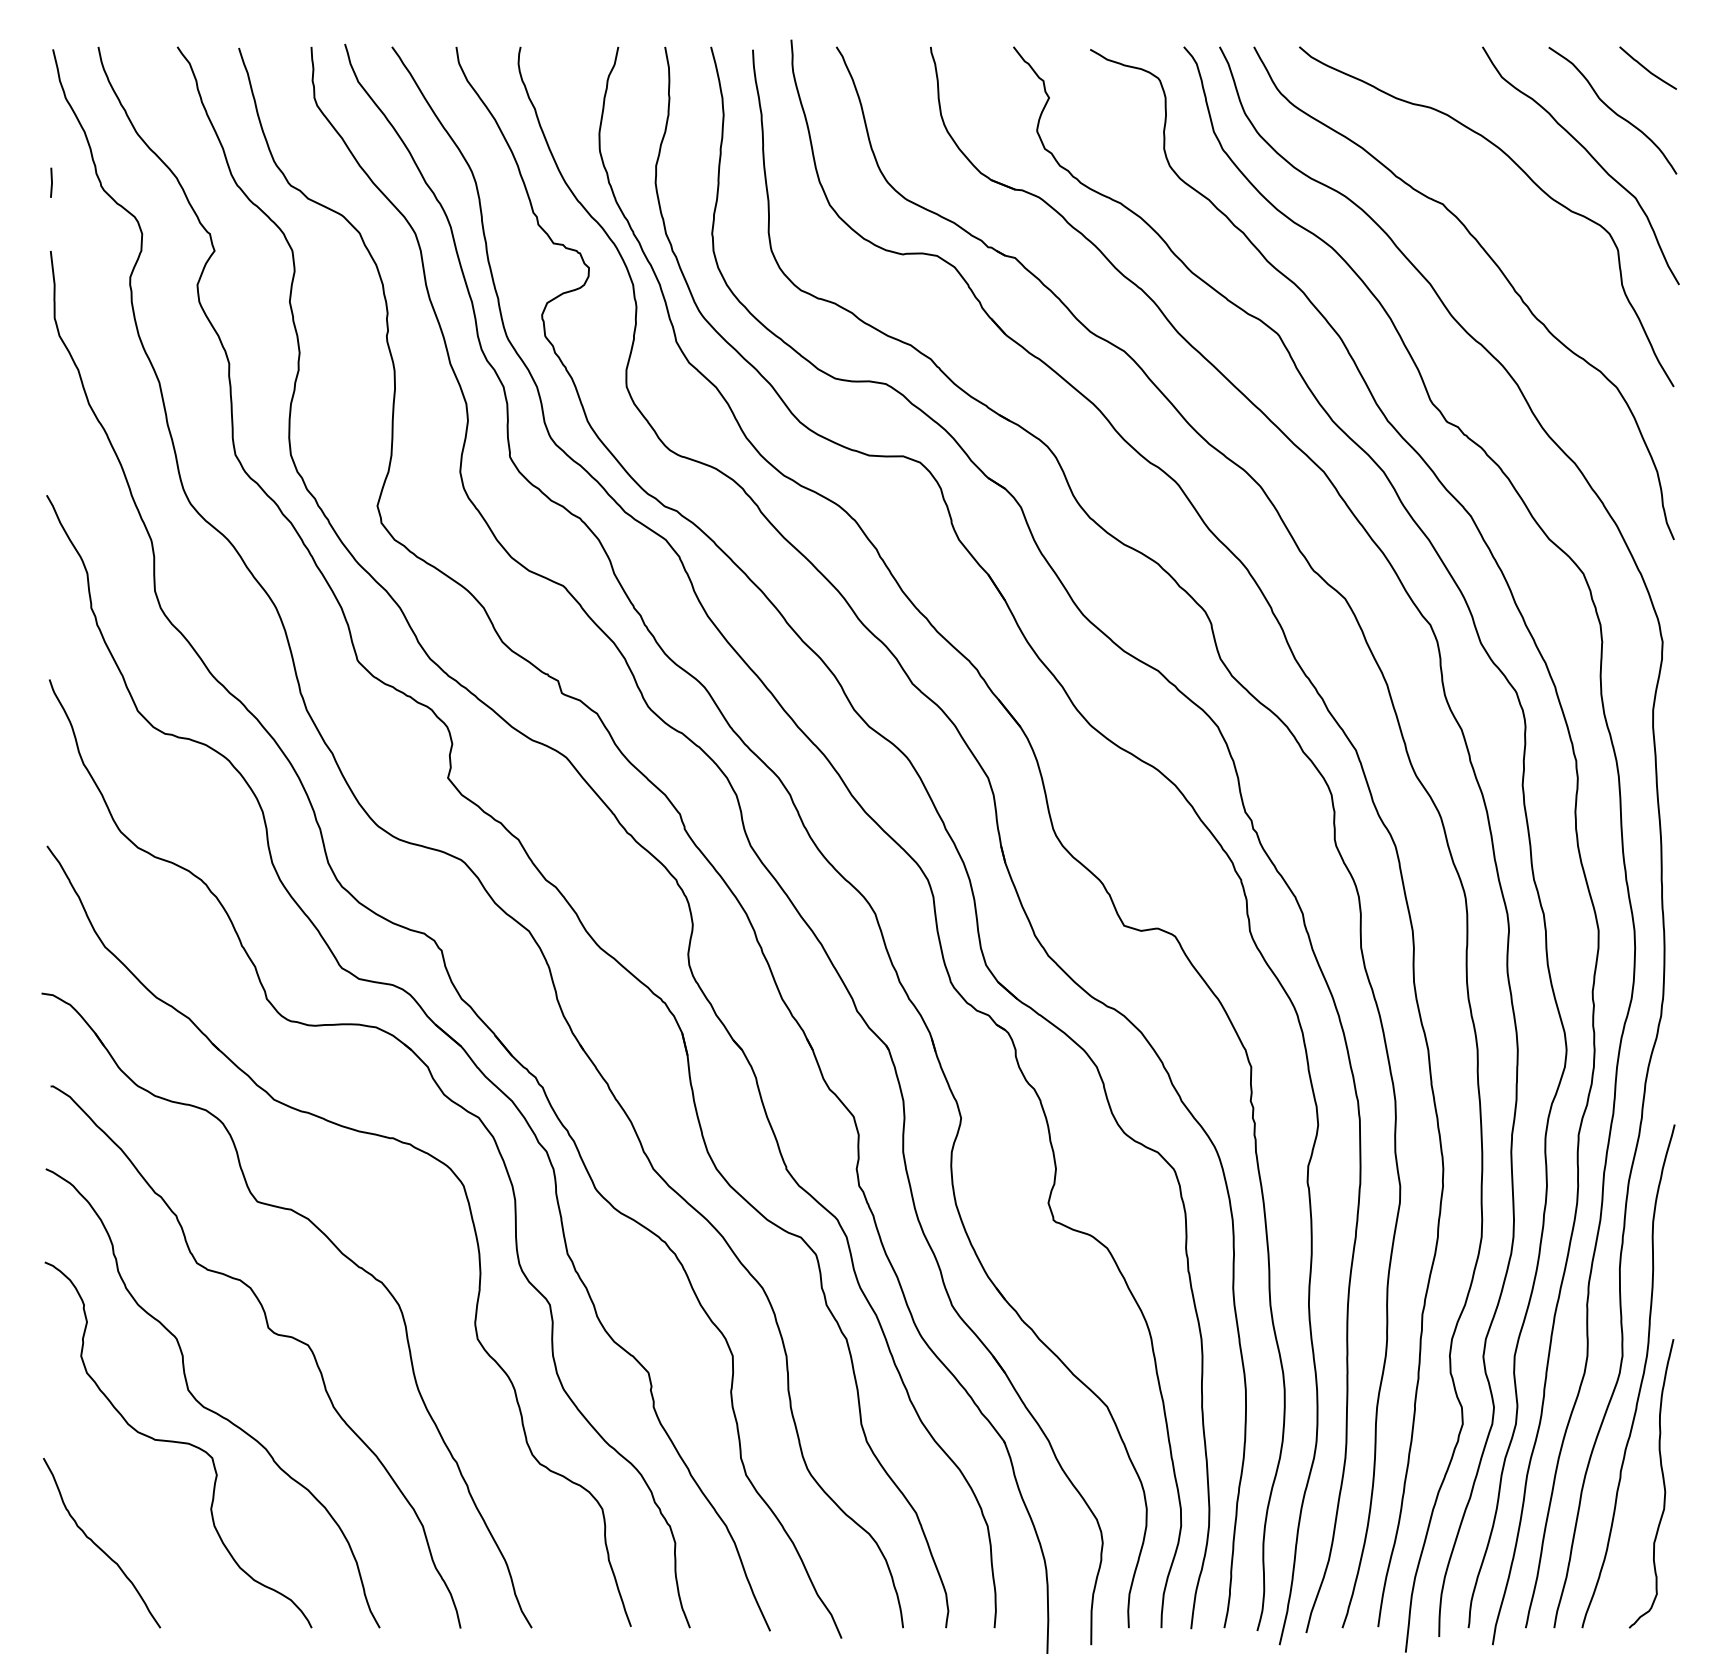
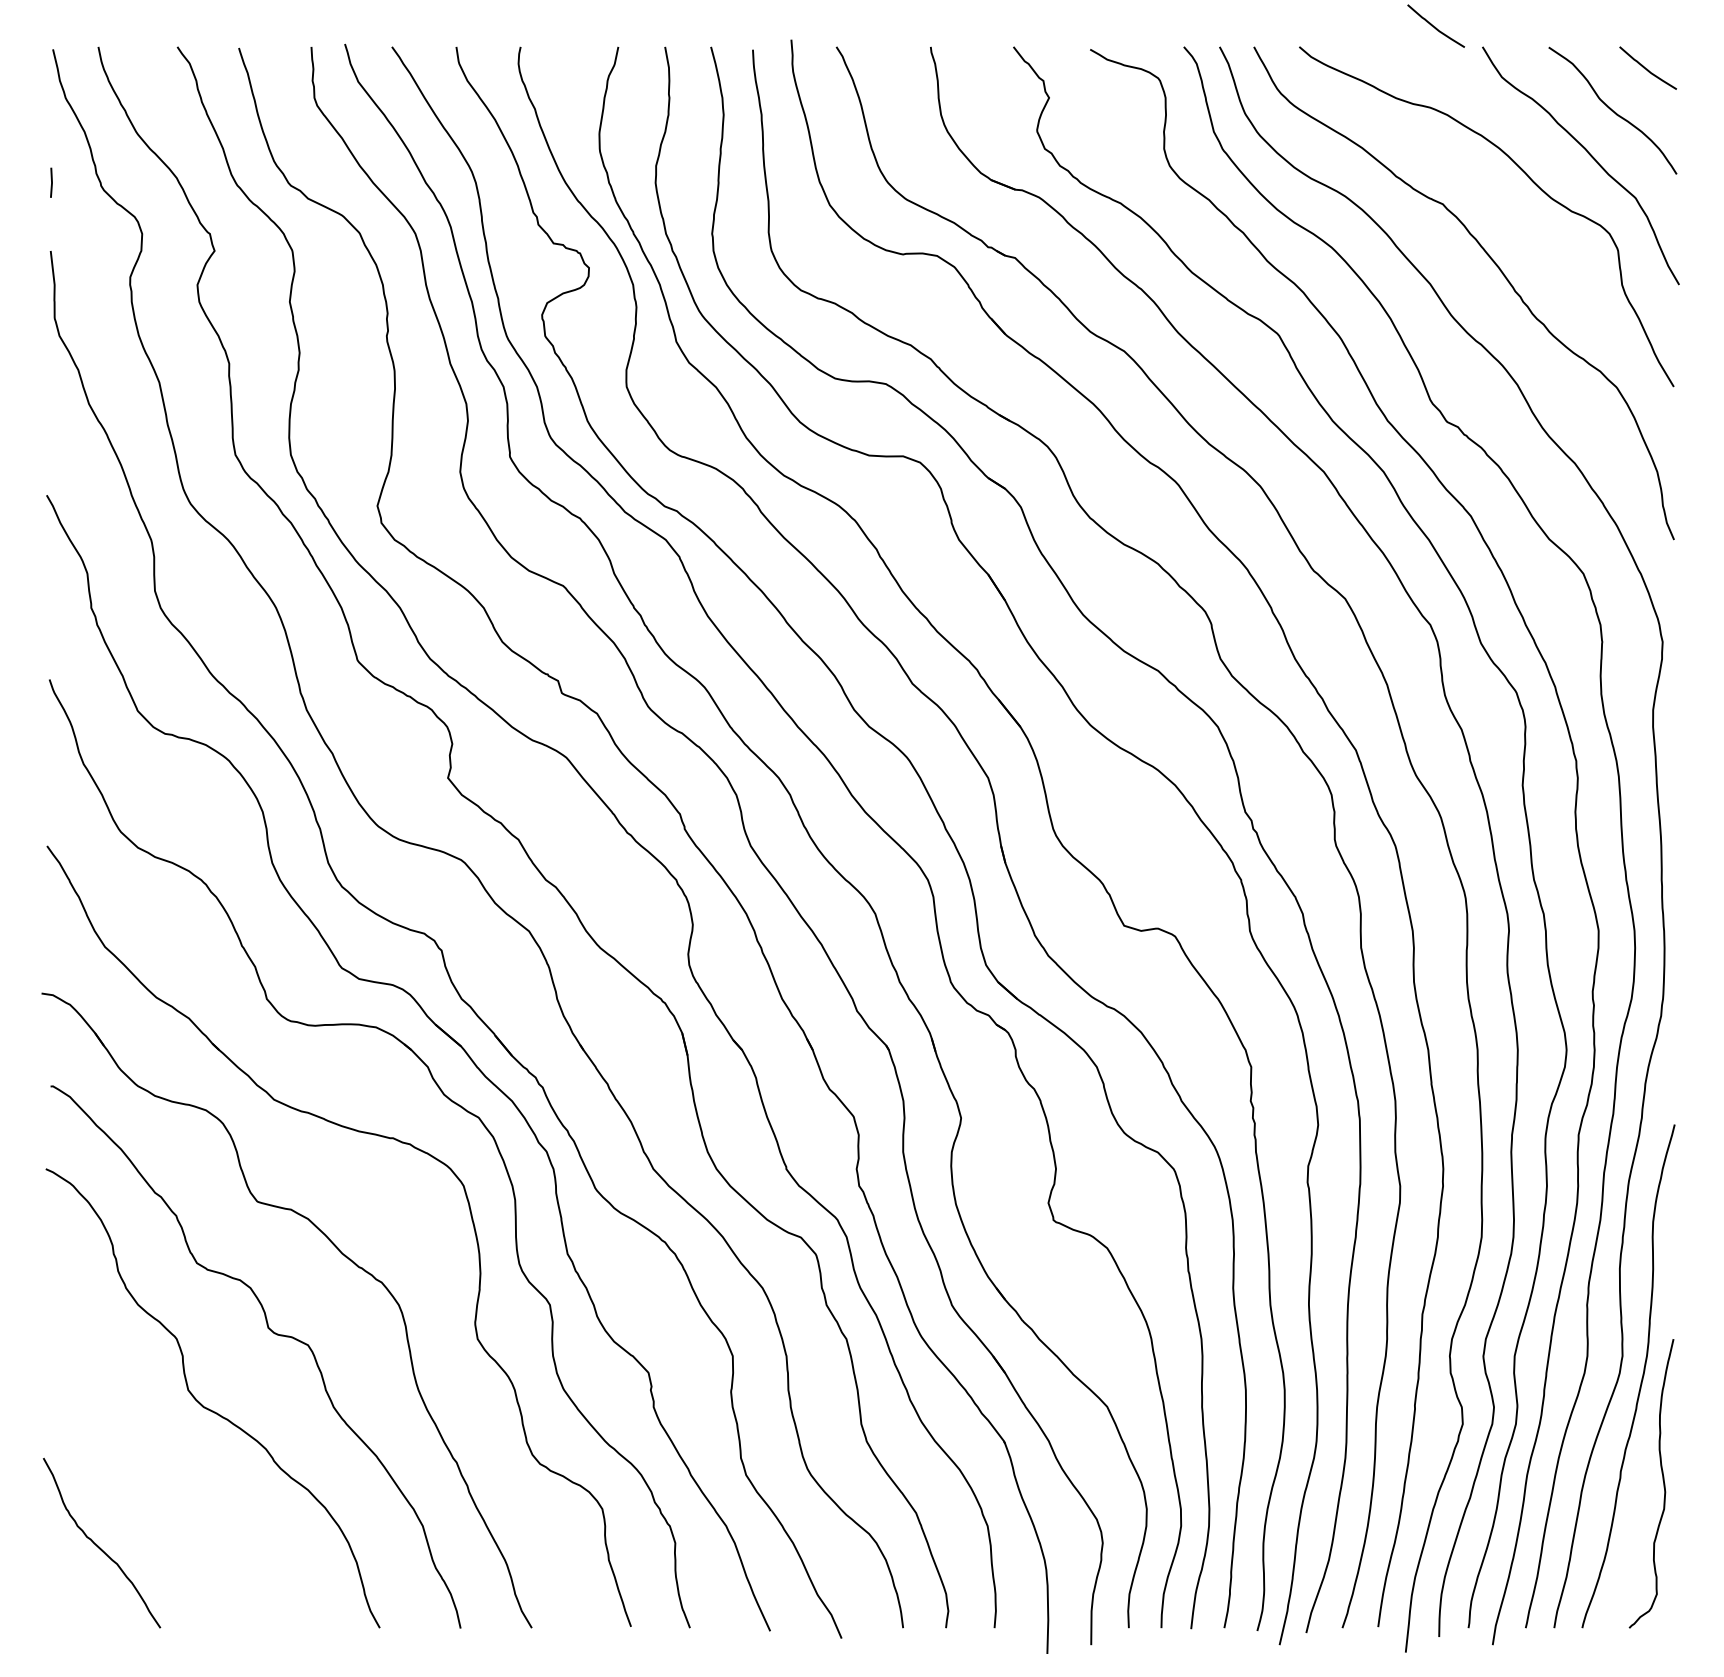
curve: none -> present (1435, 26)
curve: present -> none (178, 1443)
